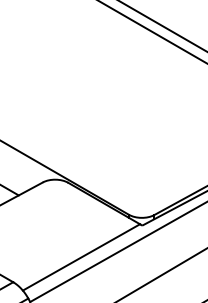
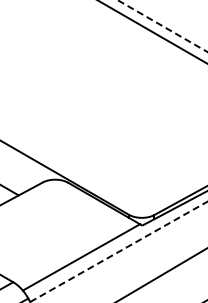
line: solid -> dashed (162, 26)
line: solid -> dashed (118, 251)
